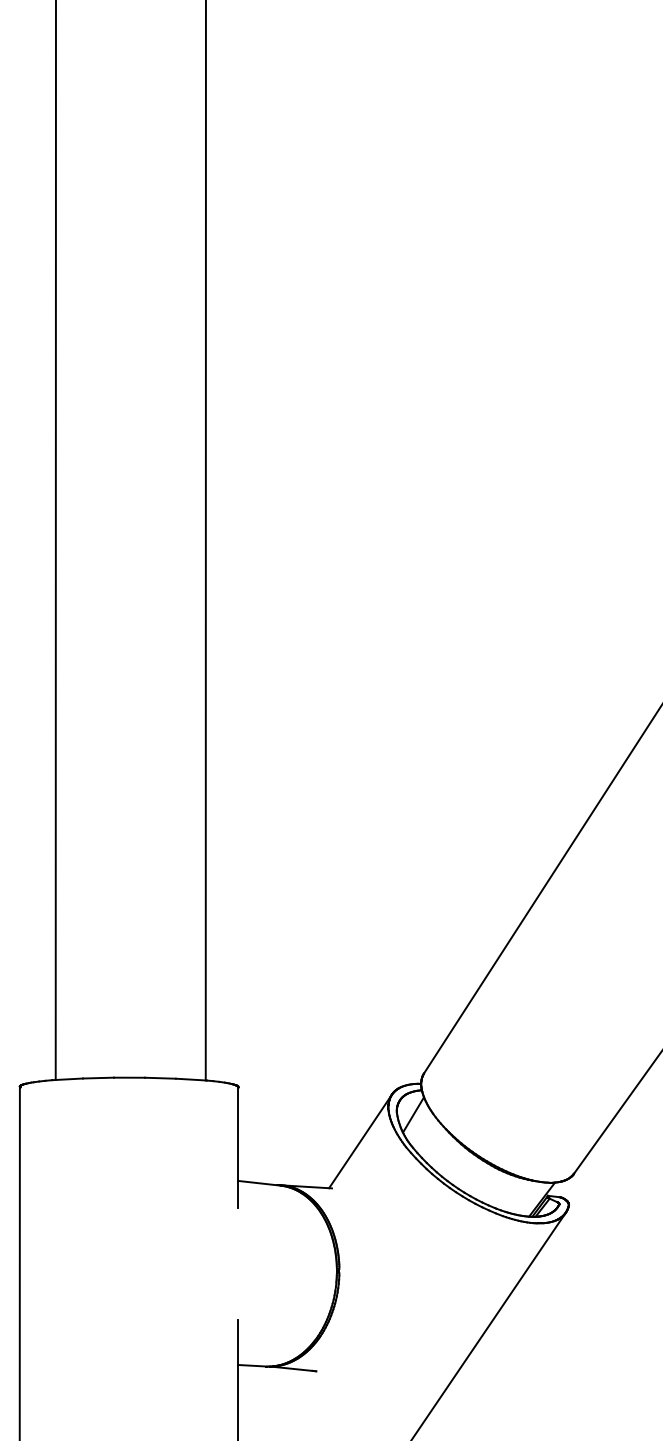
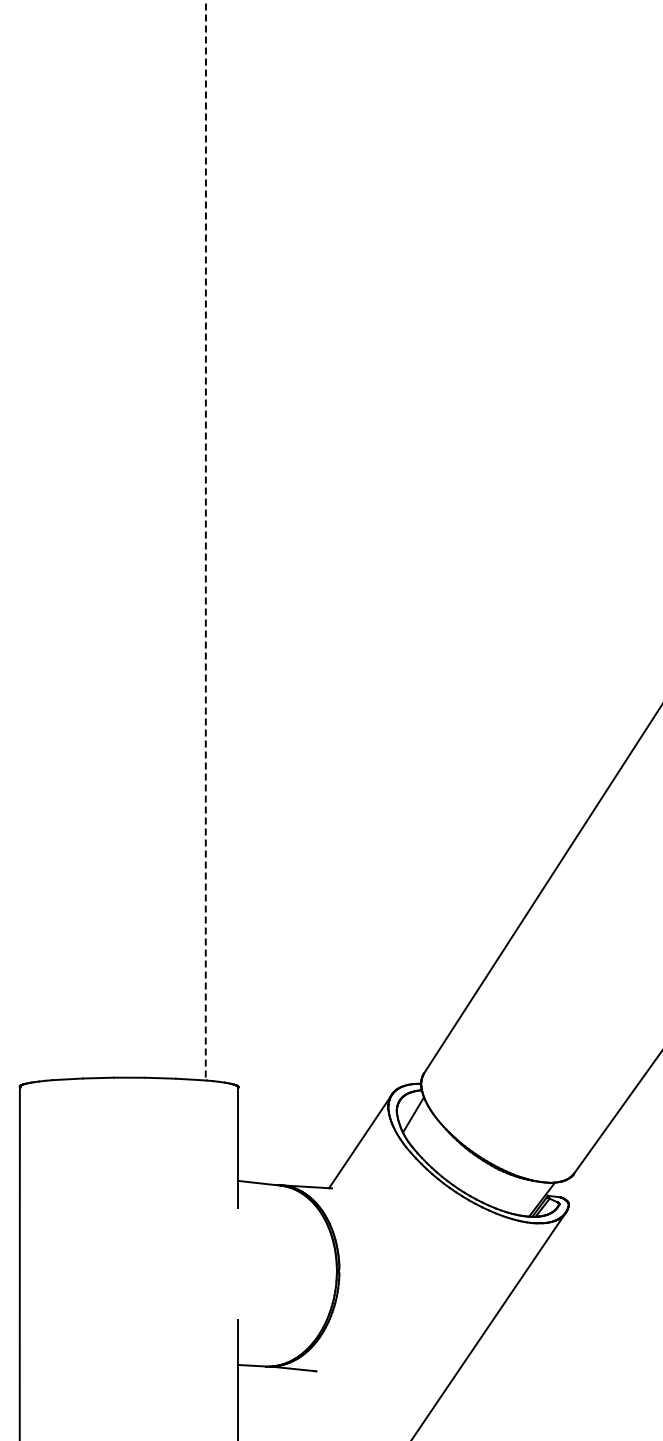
line: present -> none (55, 540)
line: solid -> dashed (205, 540)
